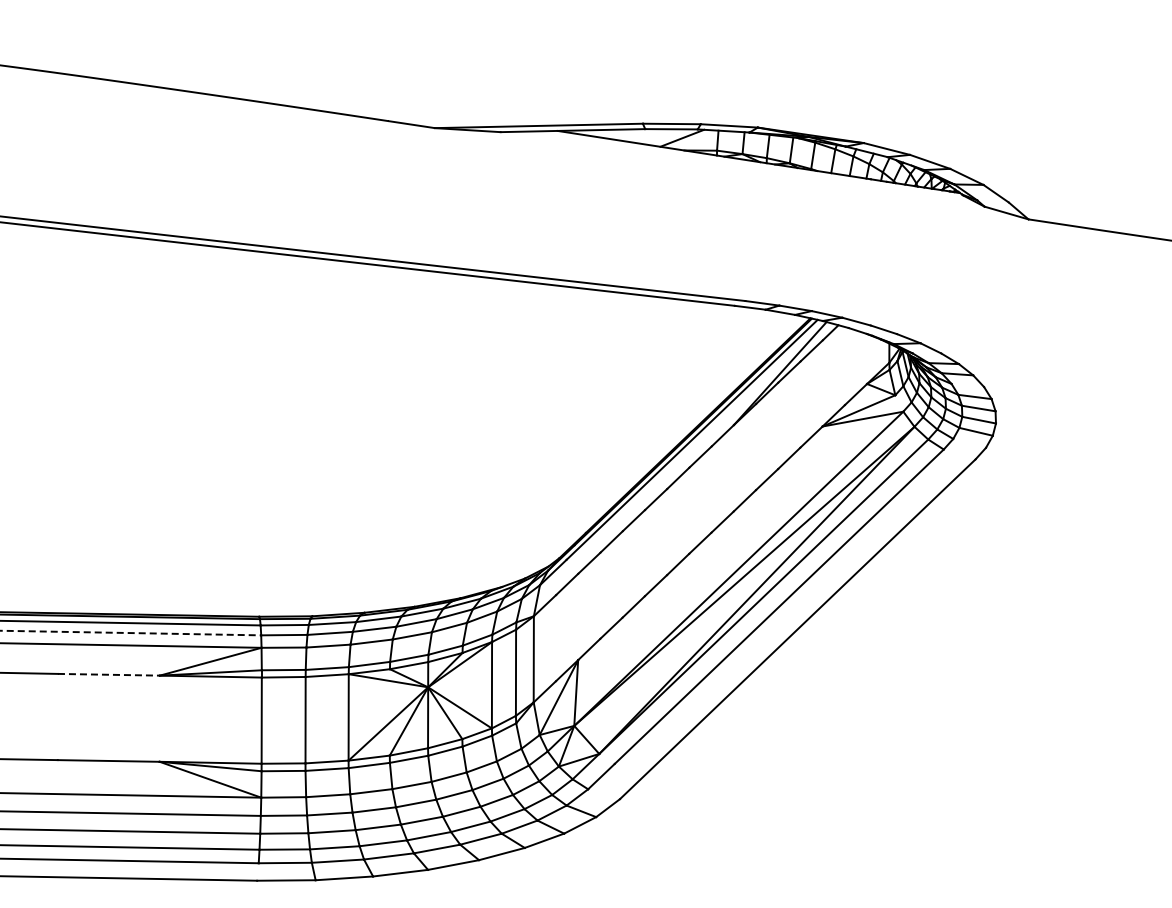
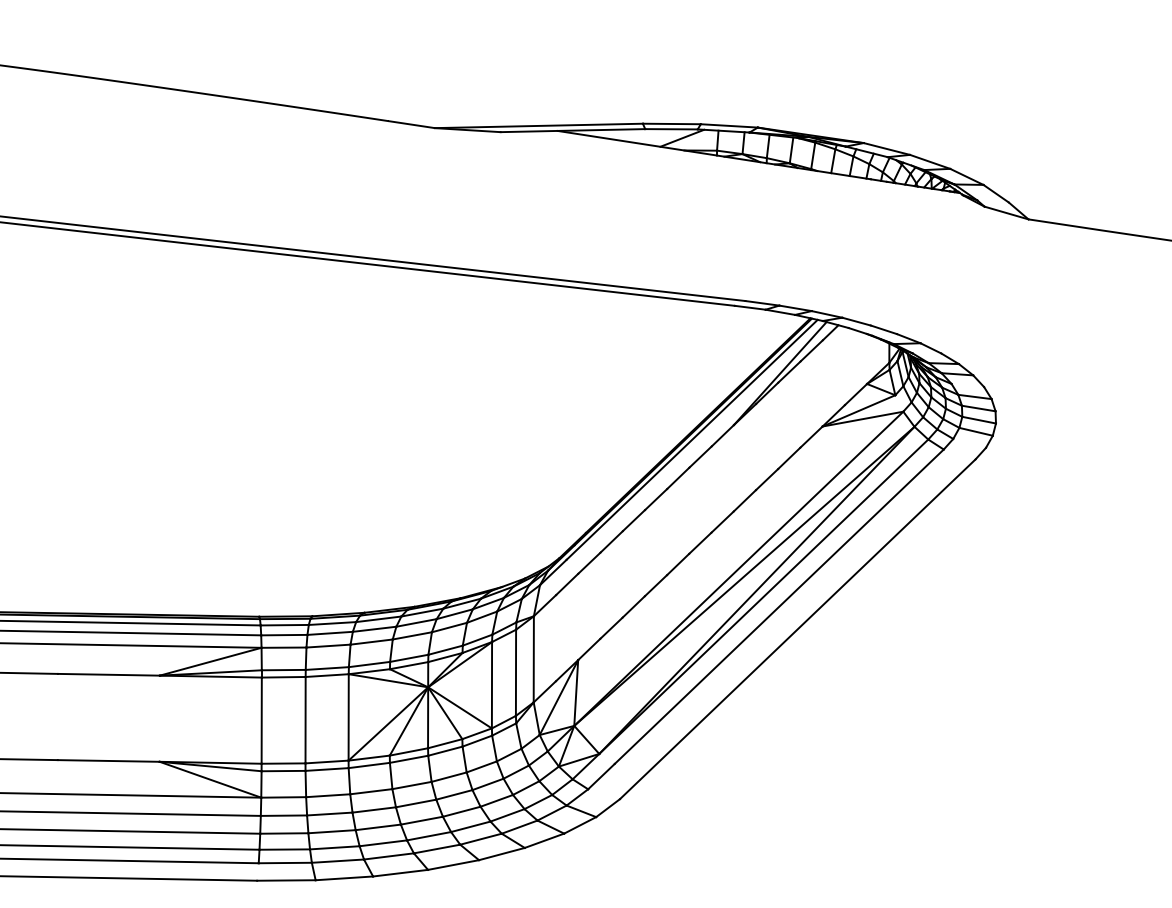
line: dashed -> solid (131, 633)
line: dashed -> solid (108, 674)
